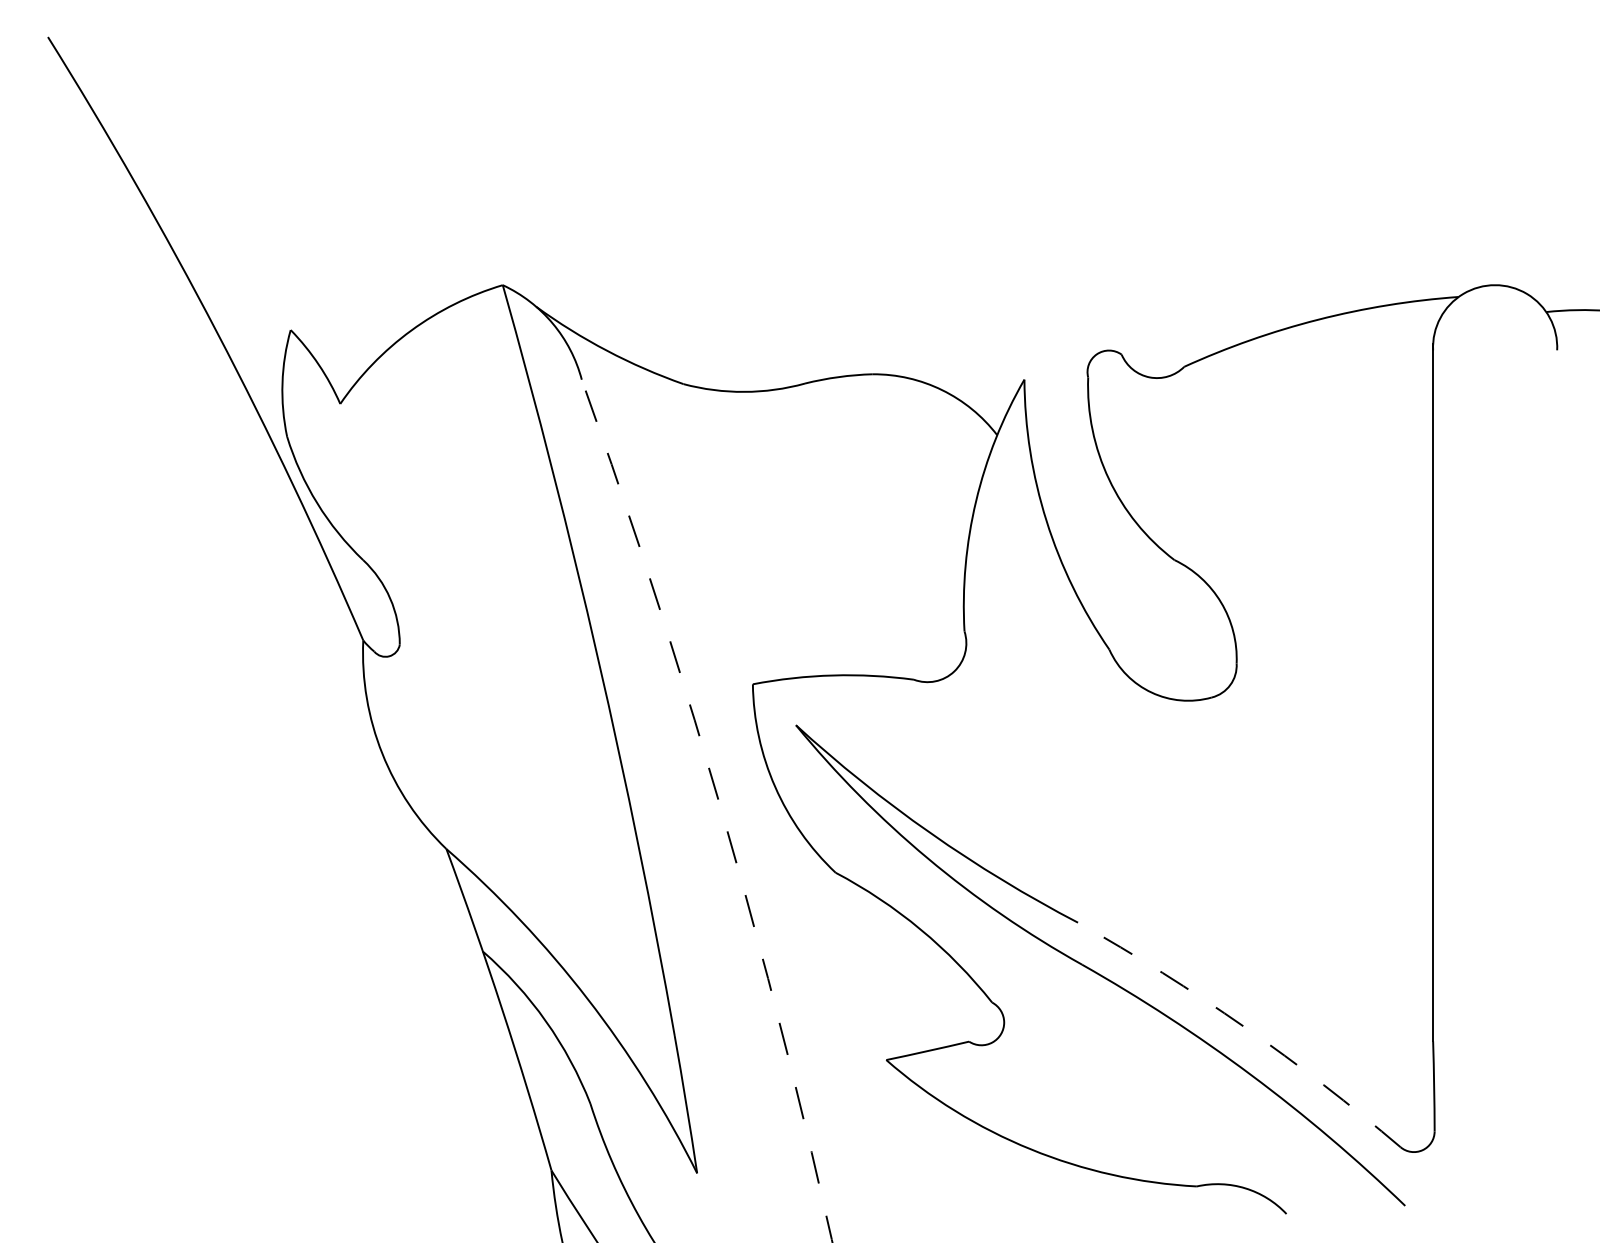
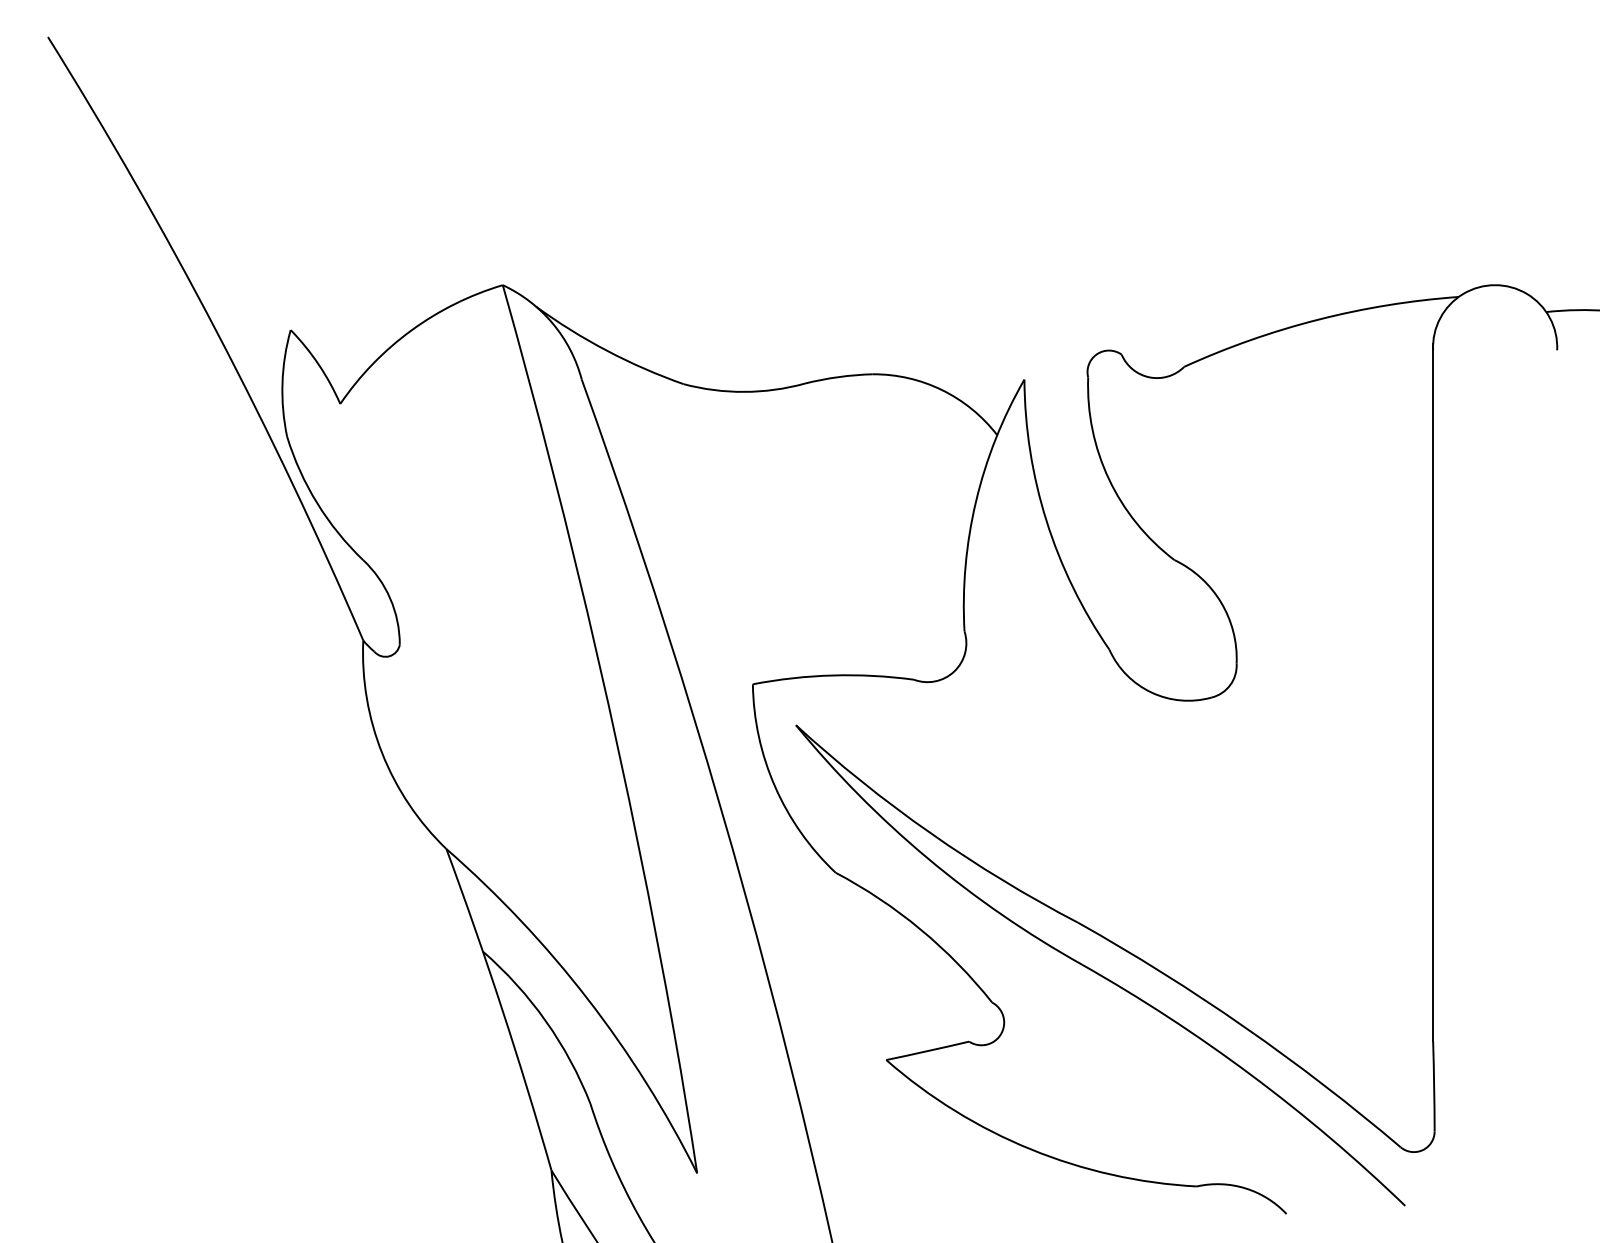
arc: dashed -> solid (720, 806)
arc: dashed -> solid (1244, 1027)
